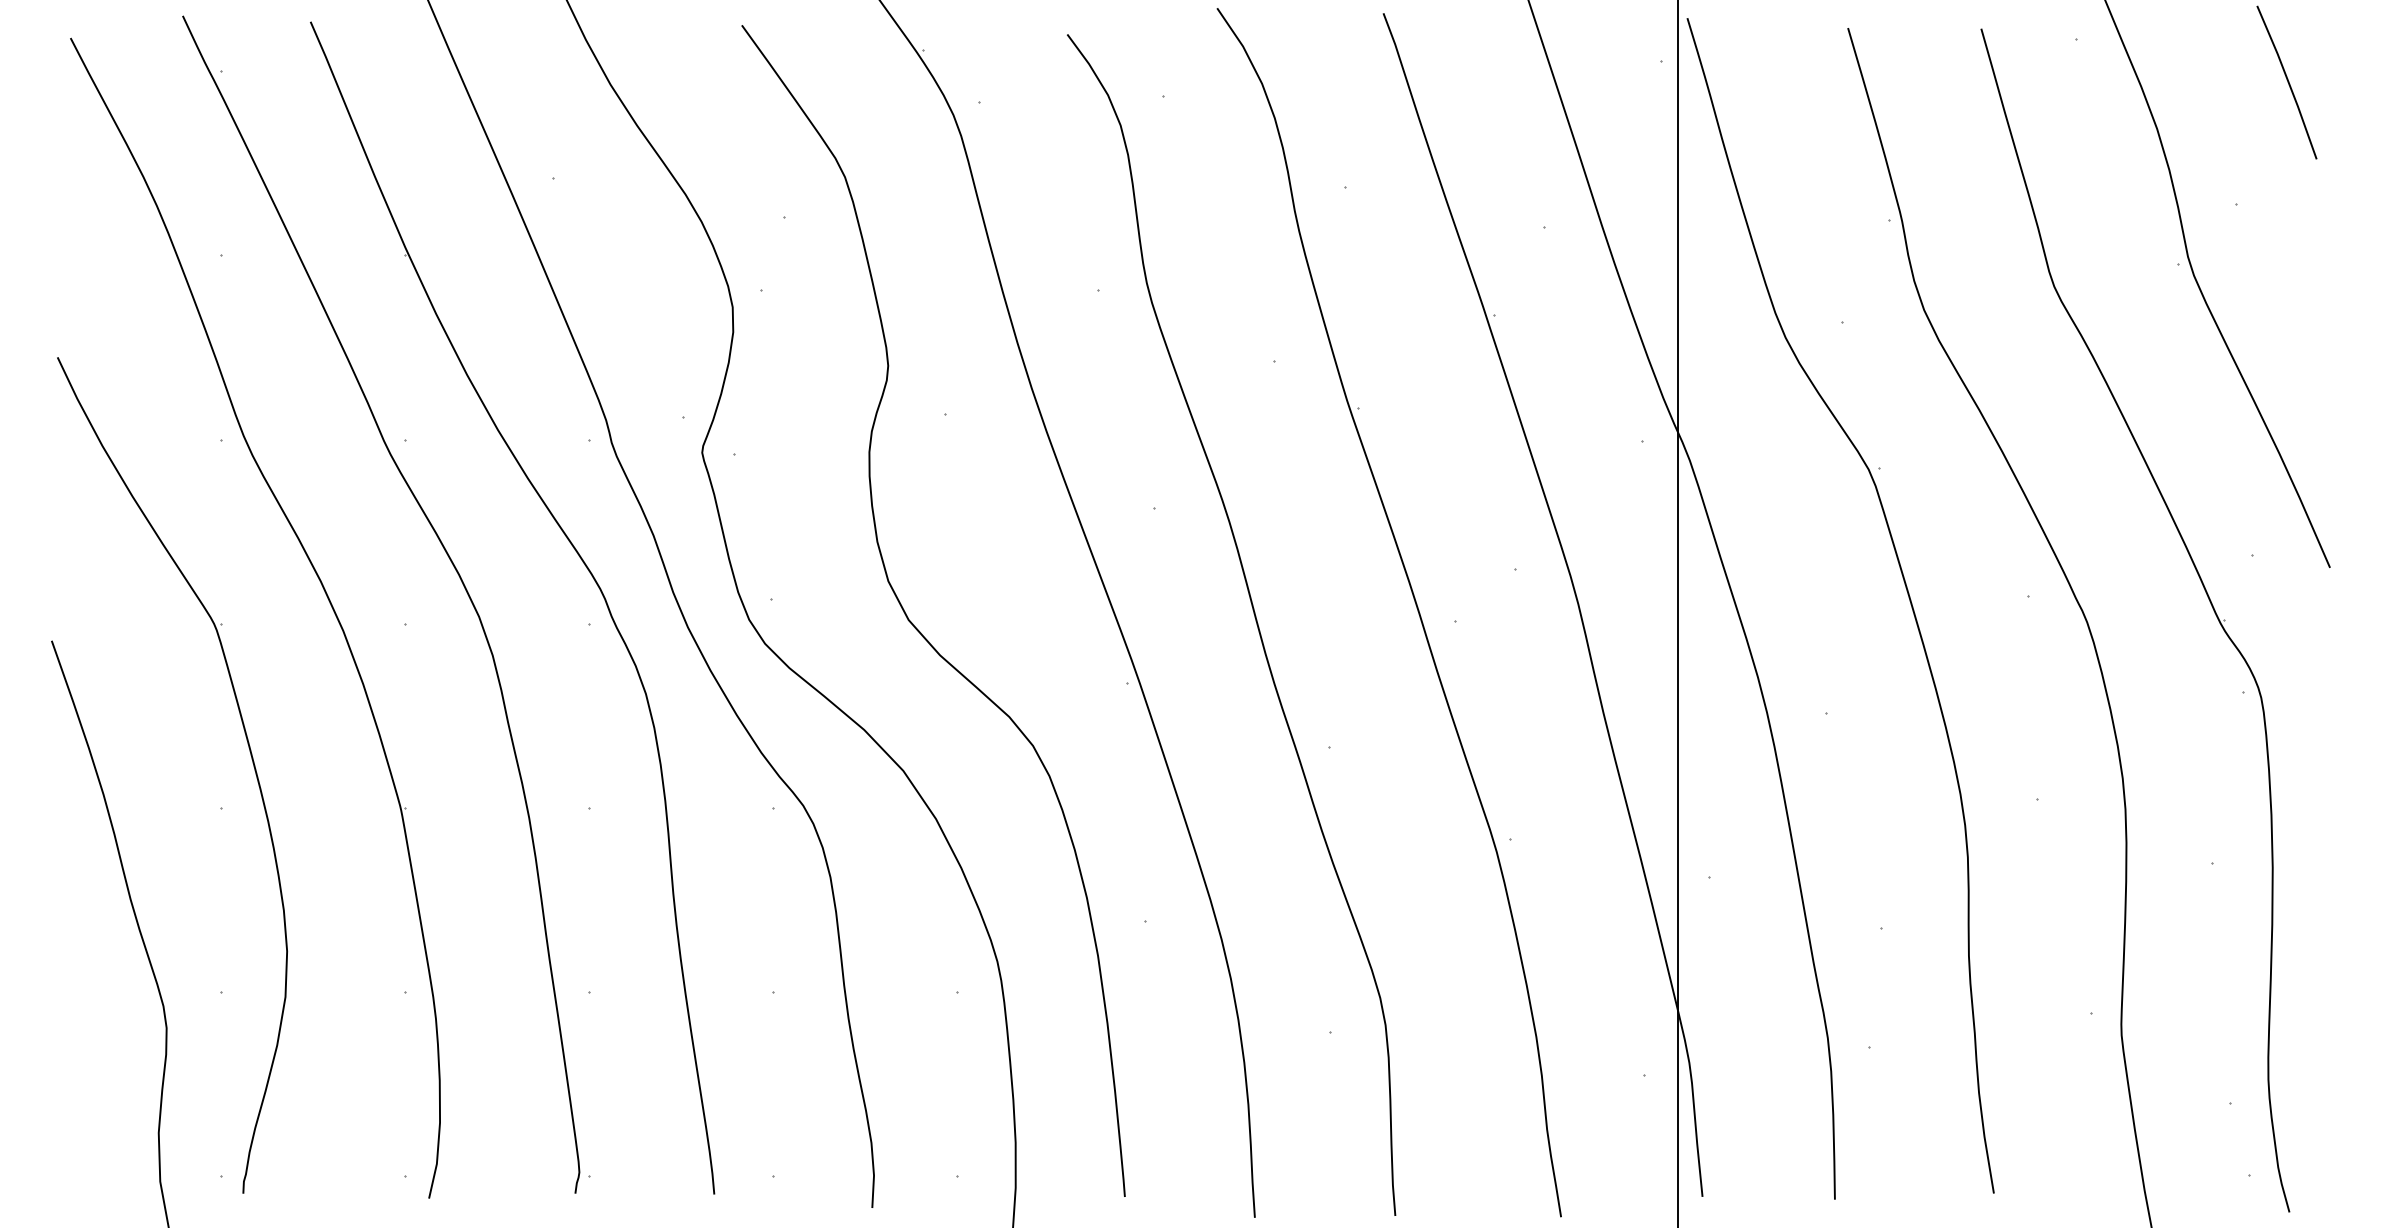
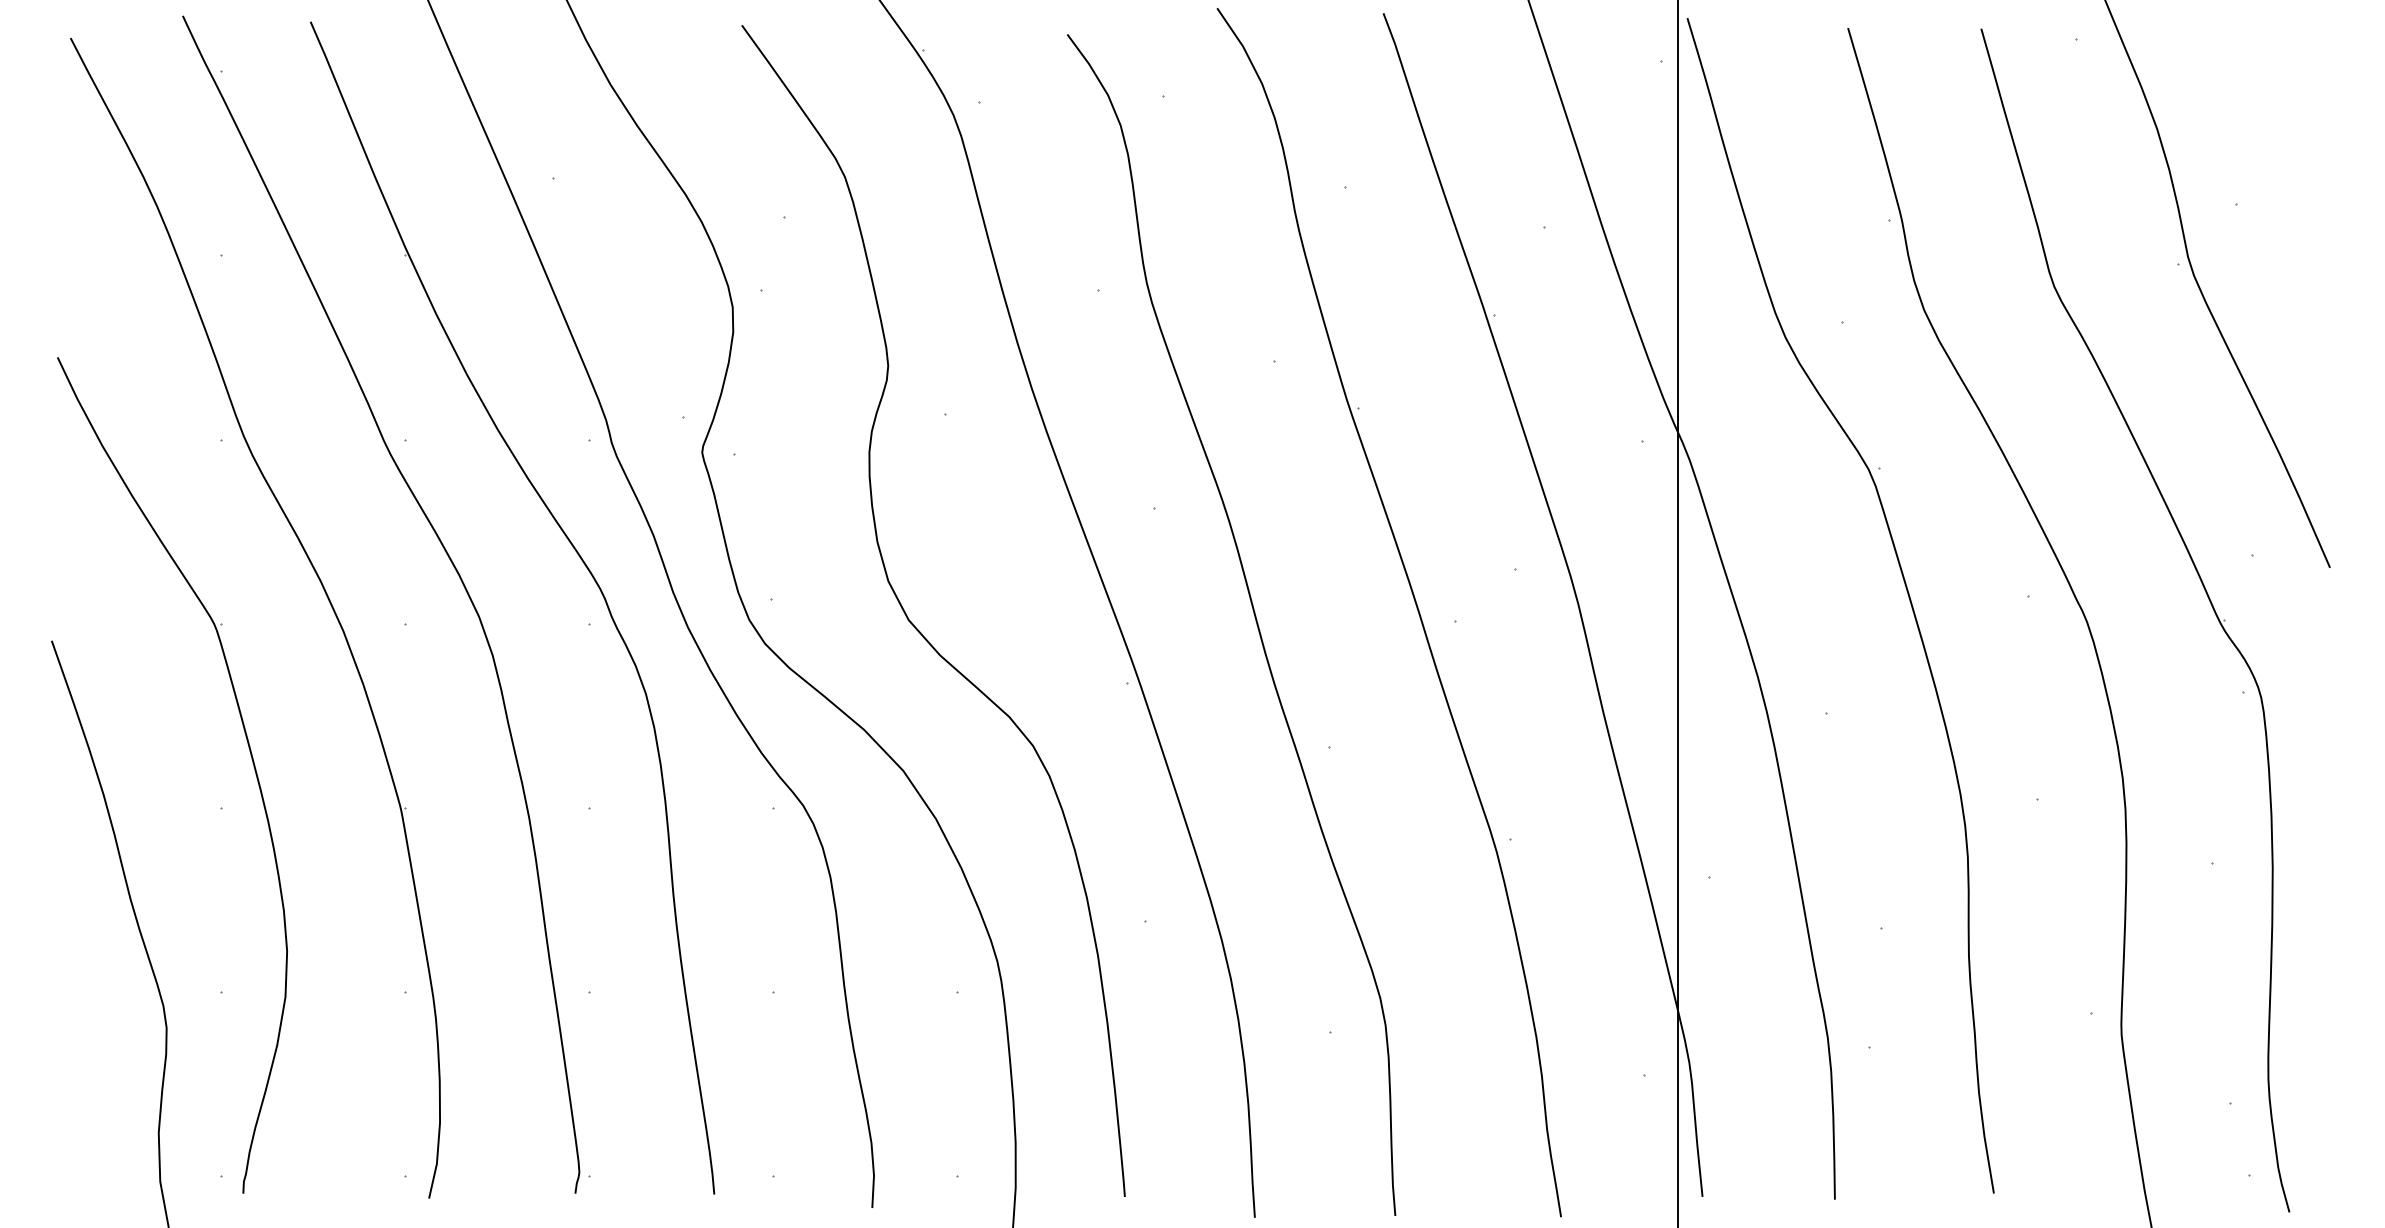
line: present -> none (2287, 82)
